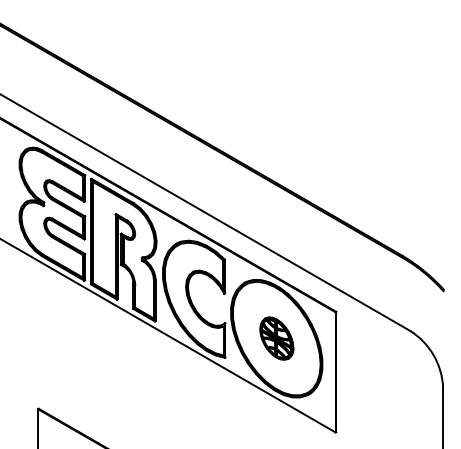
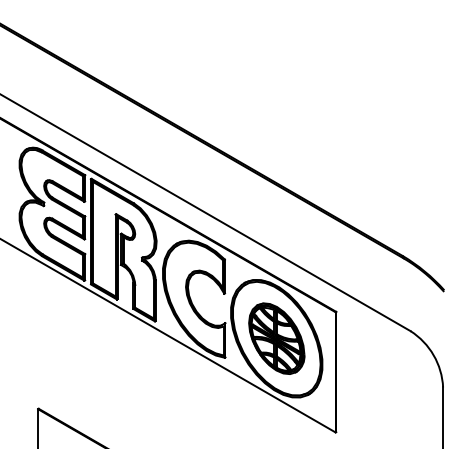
part size: 36x45 px -> 58x73 px (276, 338)
